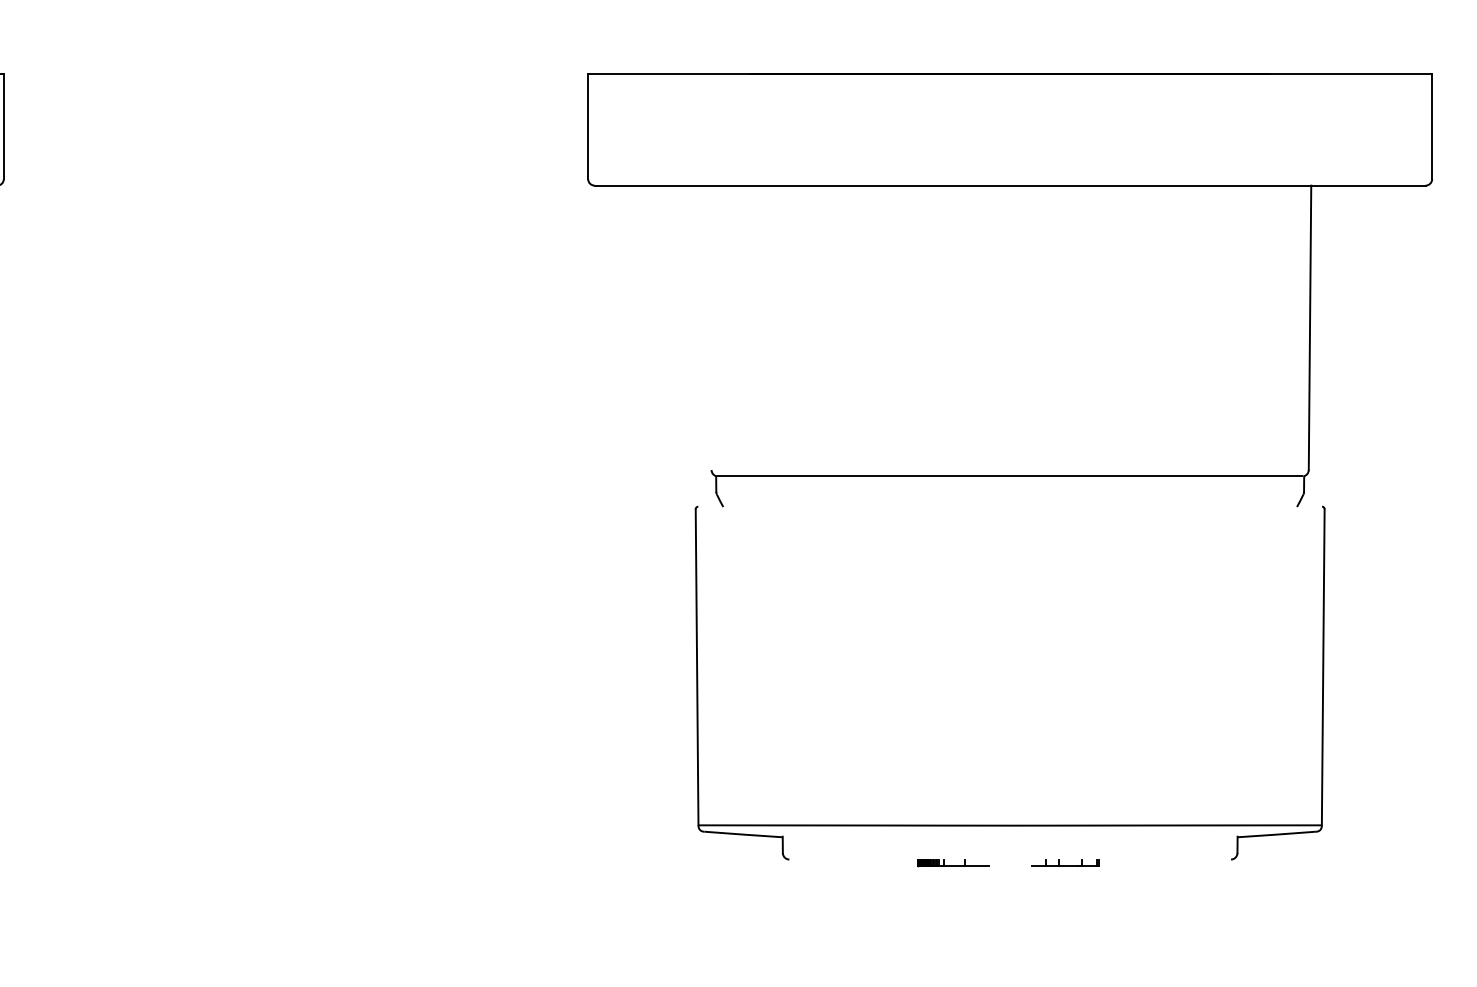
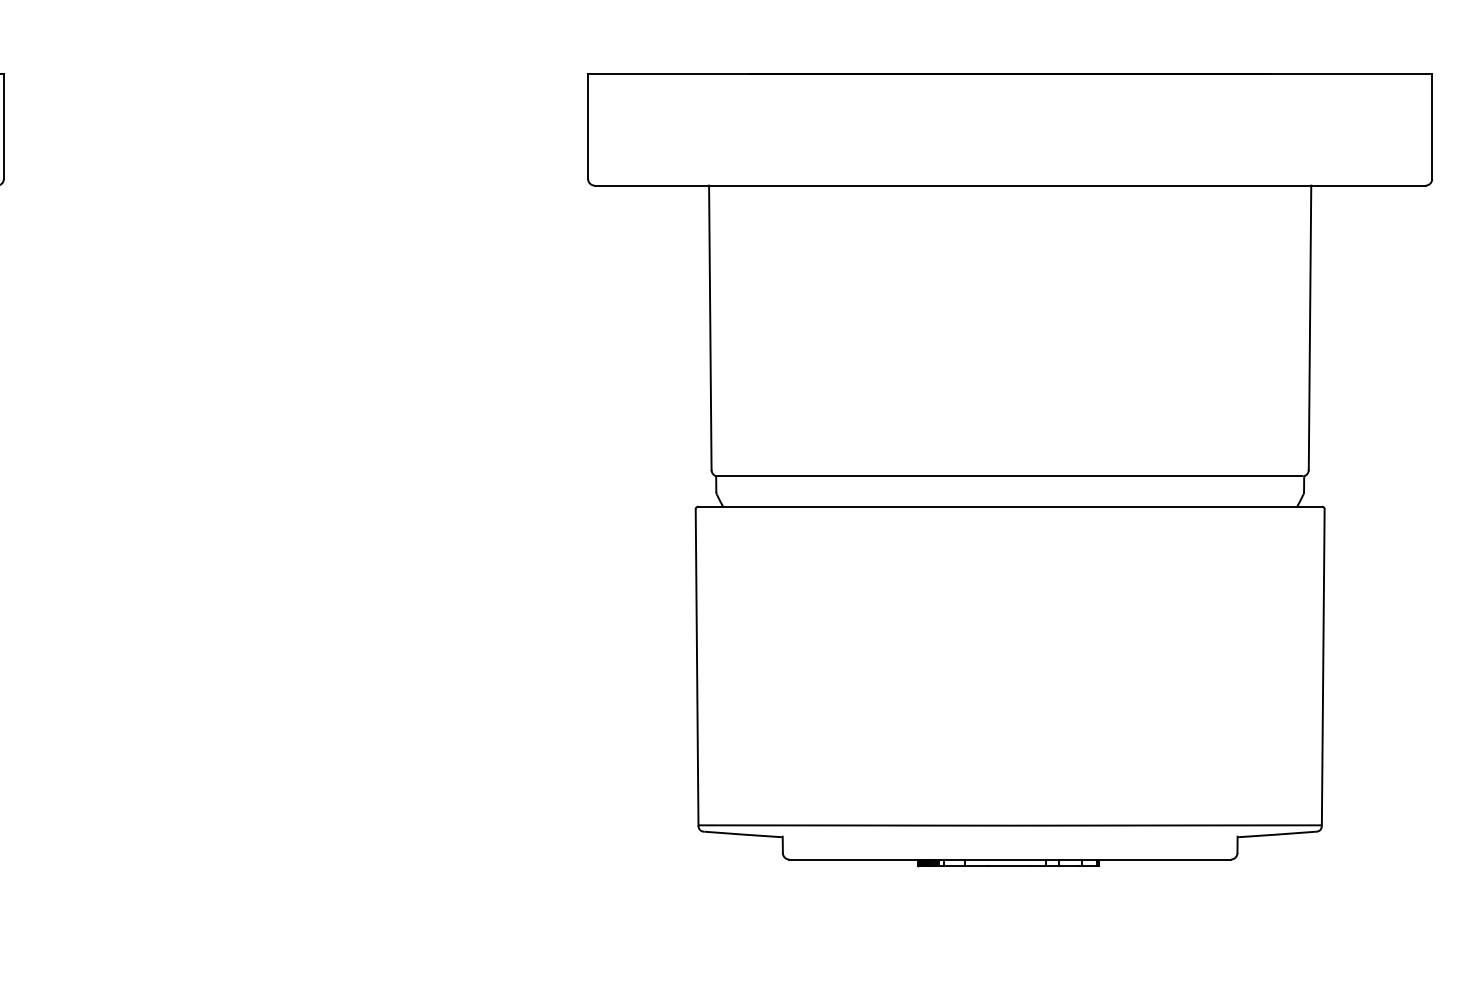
line: none -> present (710, 327)
line: none -> present (1010, 506)
line: none -> present (1009, 859)
line: none -> present (1009, 866)
